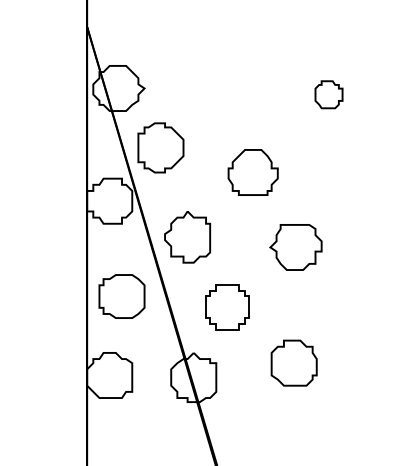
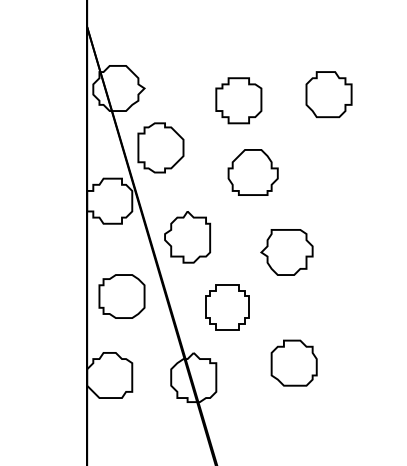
part size: 30x30 px -> 48x48 px (328, 94)
part: none -> present (238, 100)
part position: (295, 247) -> (286, 252) (286, 252)
